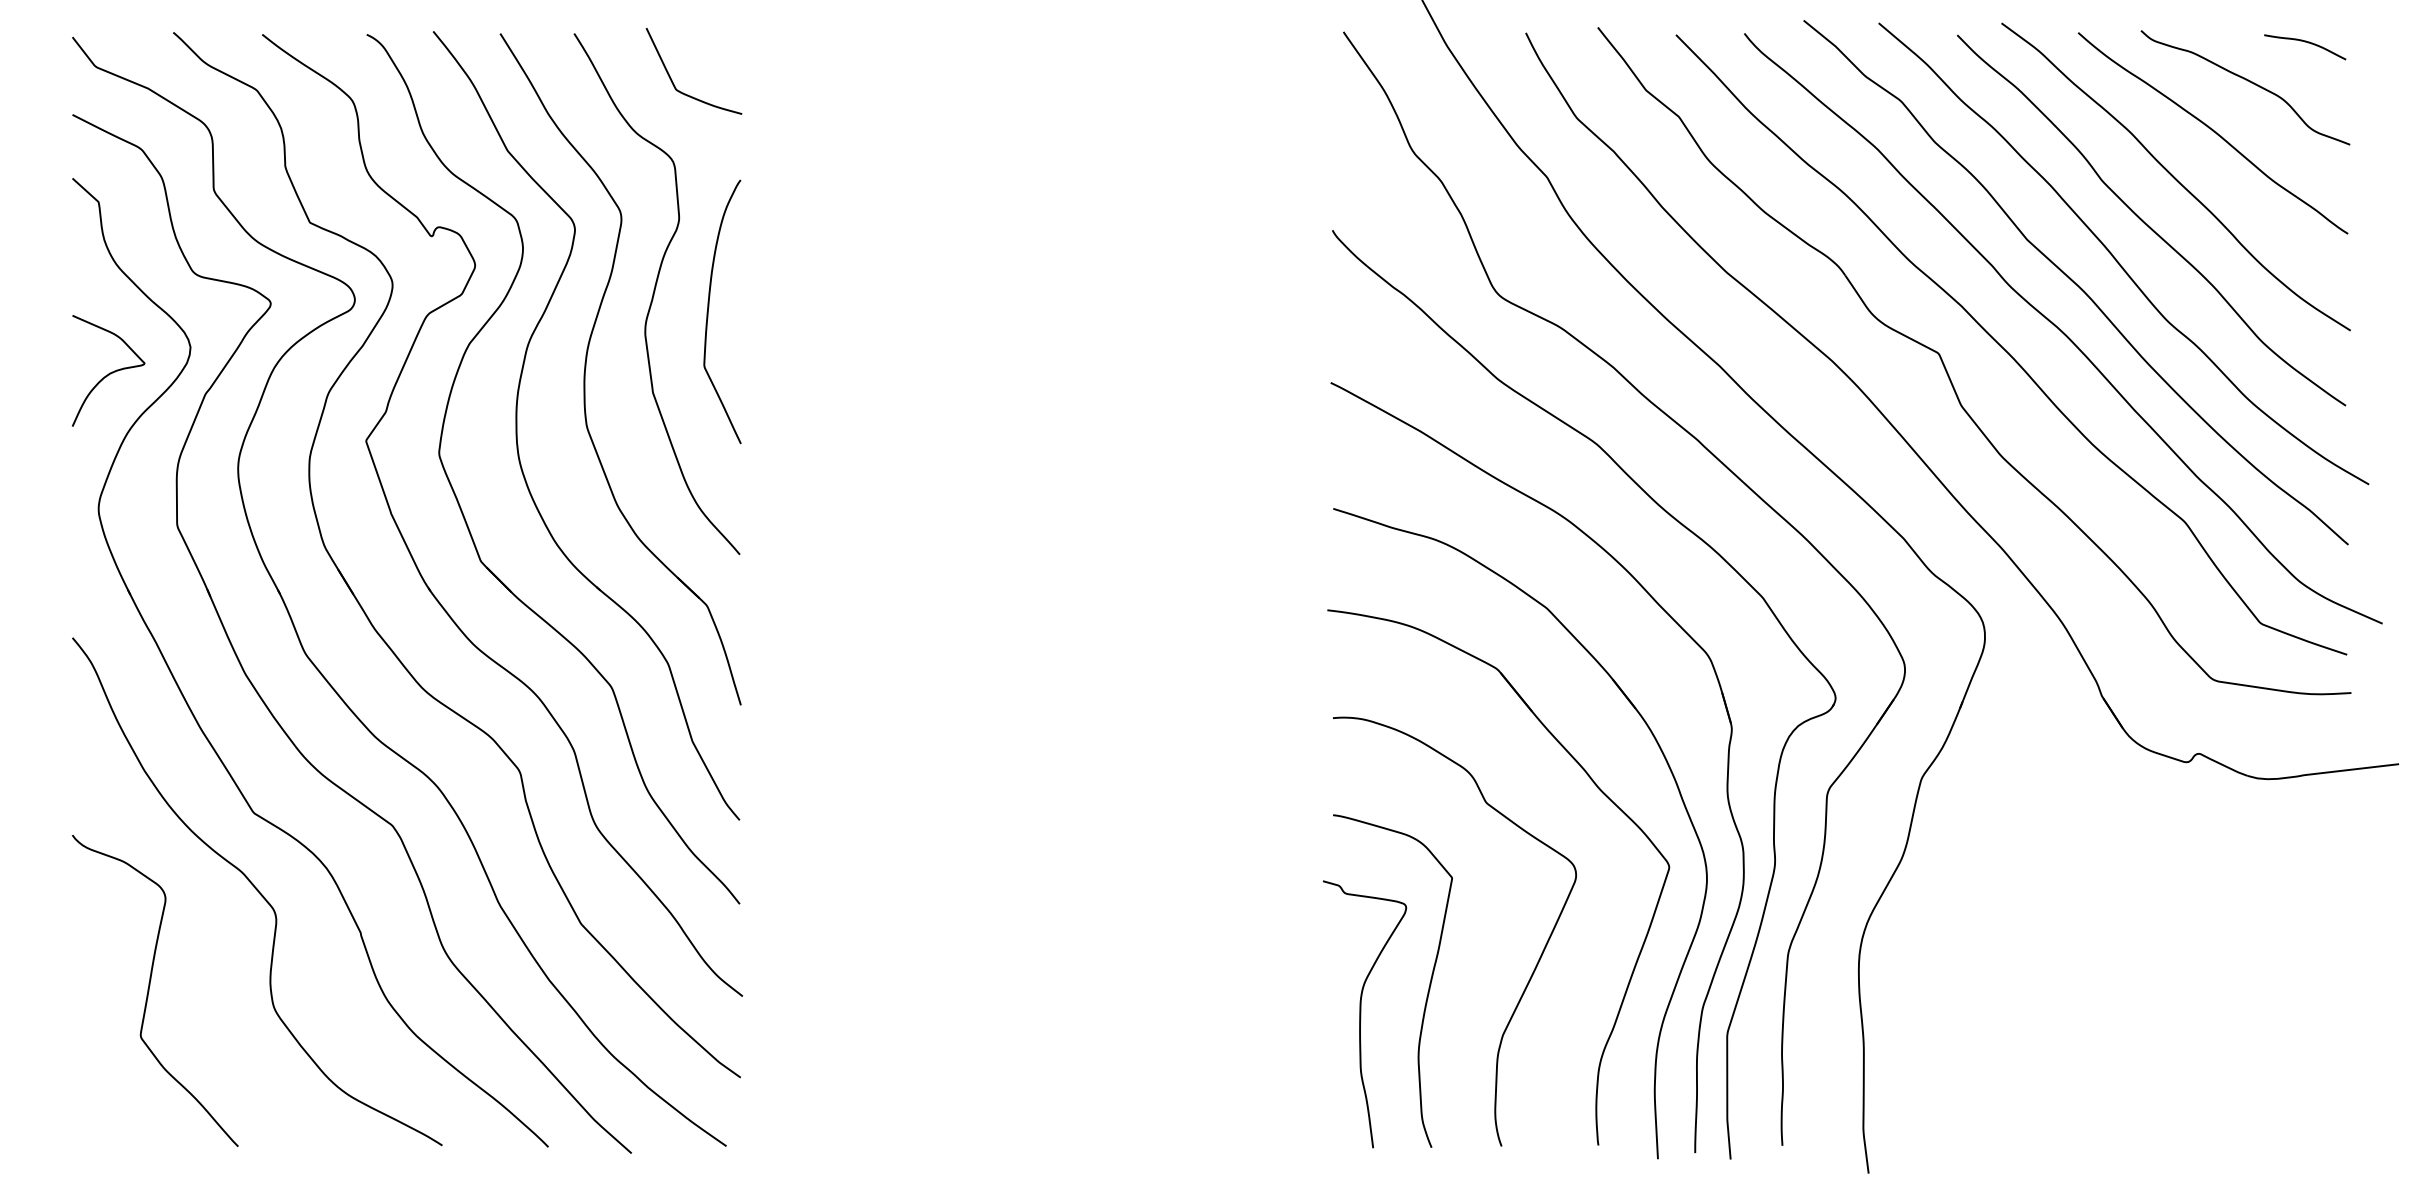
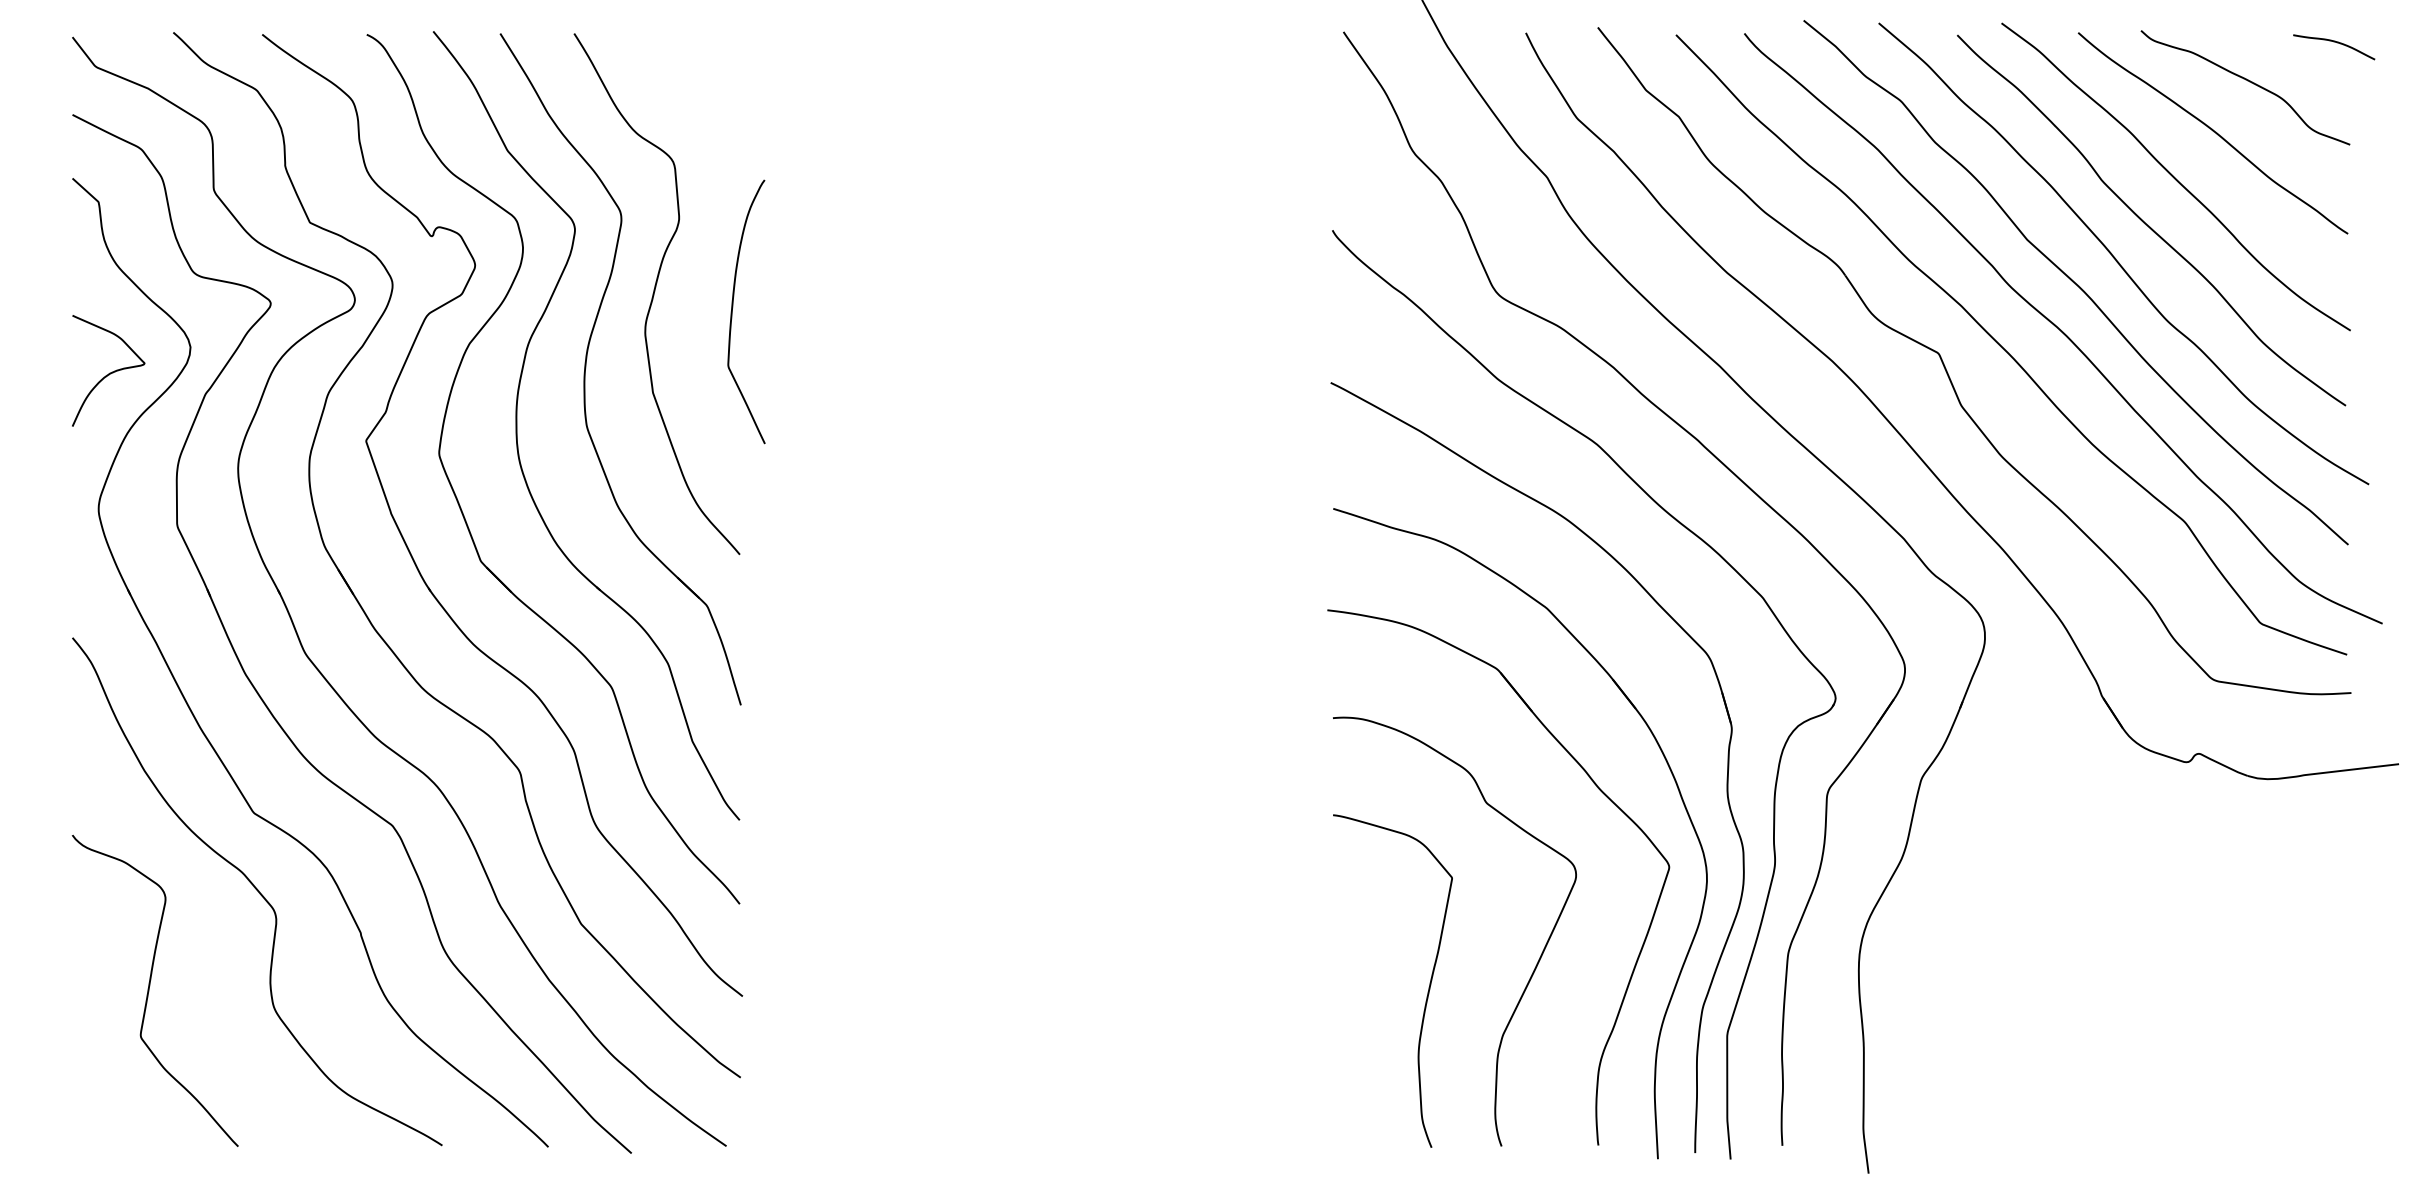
curve position: (2305, 42) -> (2334, 42) (2334, 42)
curve: present -> none (671, 77)
curve position: (709, 307) -> (733, 307) (733, 307)
curve: present -> none (1361, 1014)
